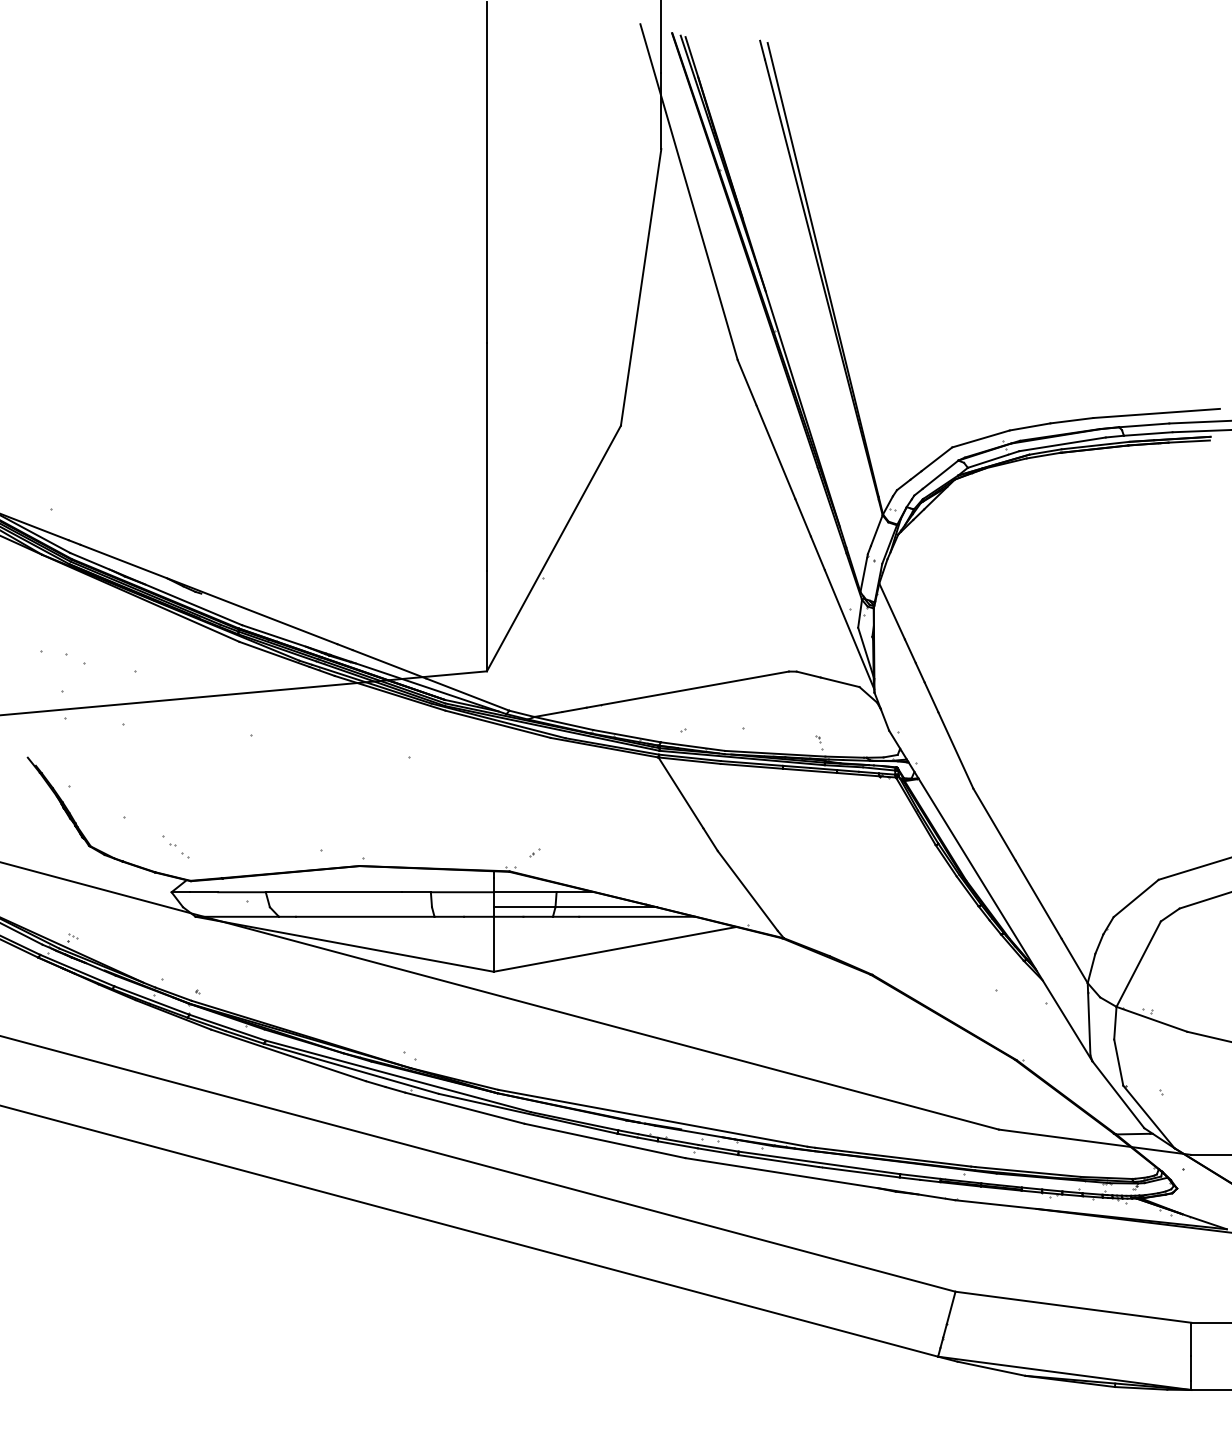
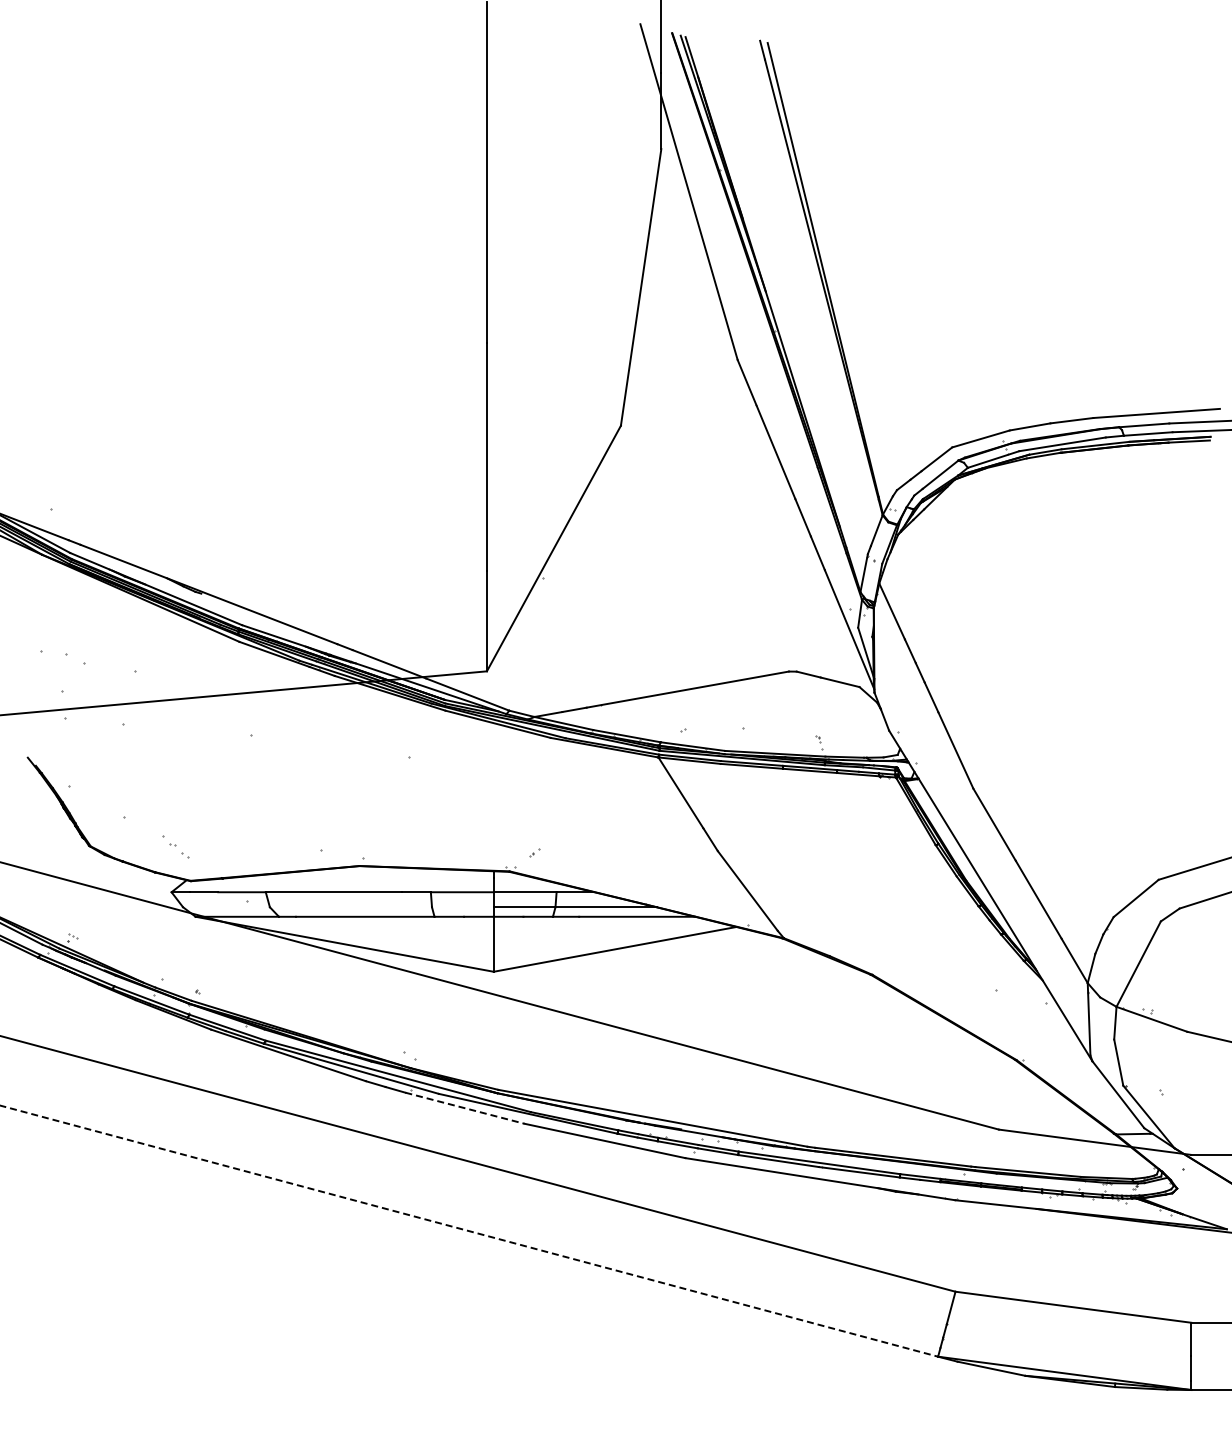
line: solid -> dashed (464, 1108)
line: solid -> dashed (469, 1231)
